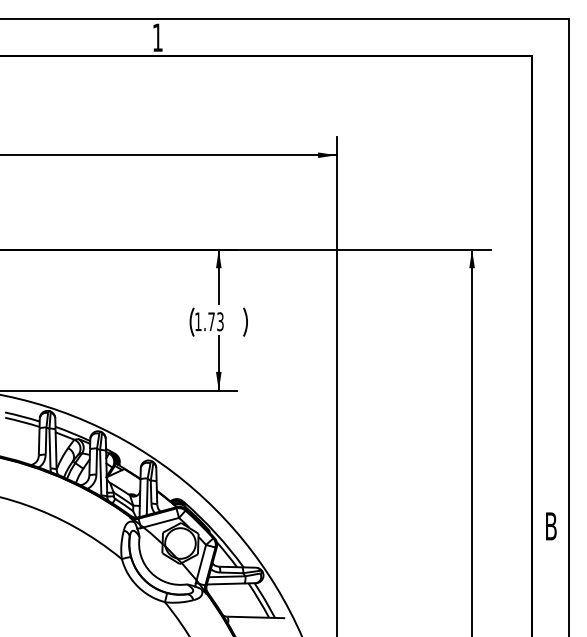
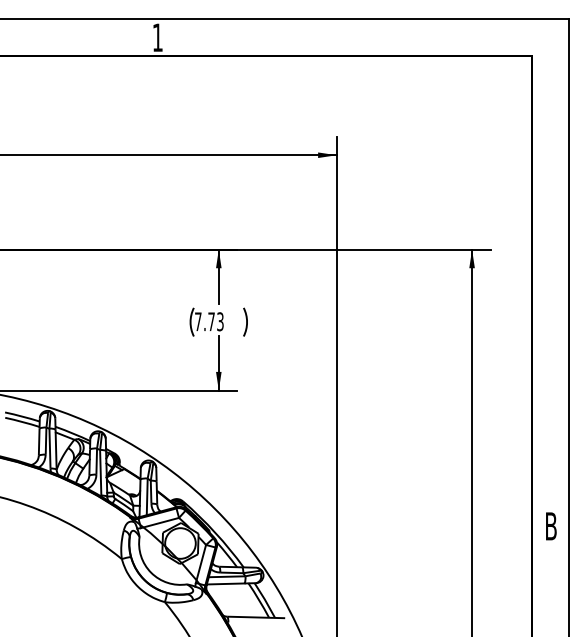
text: 1.73 -> 7.73 (198, 321)
